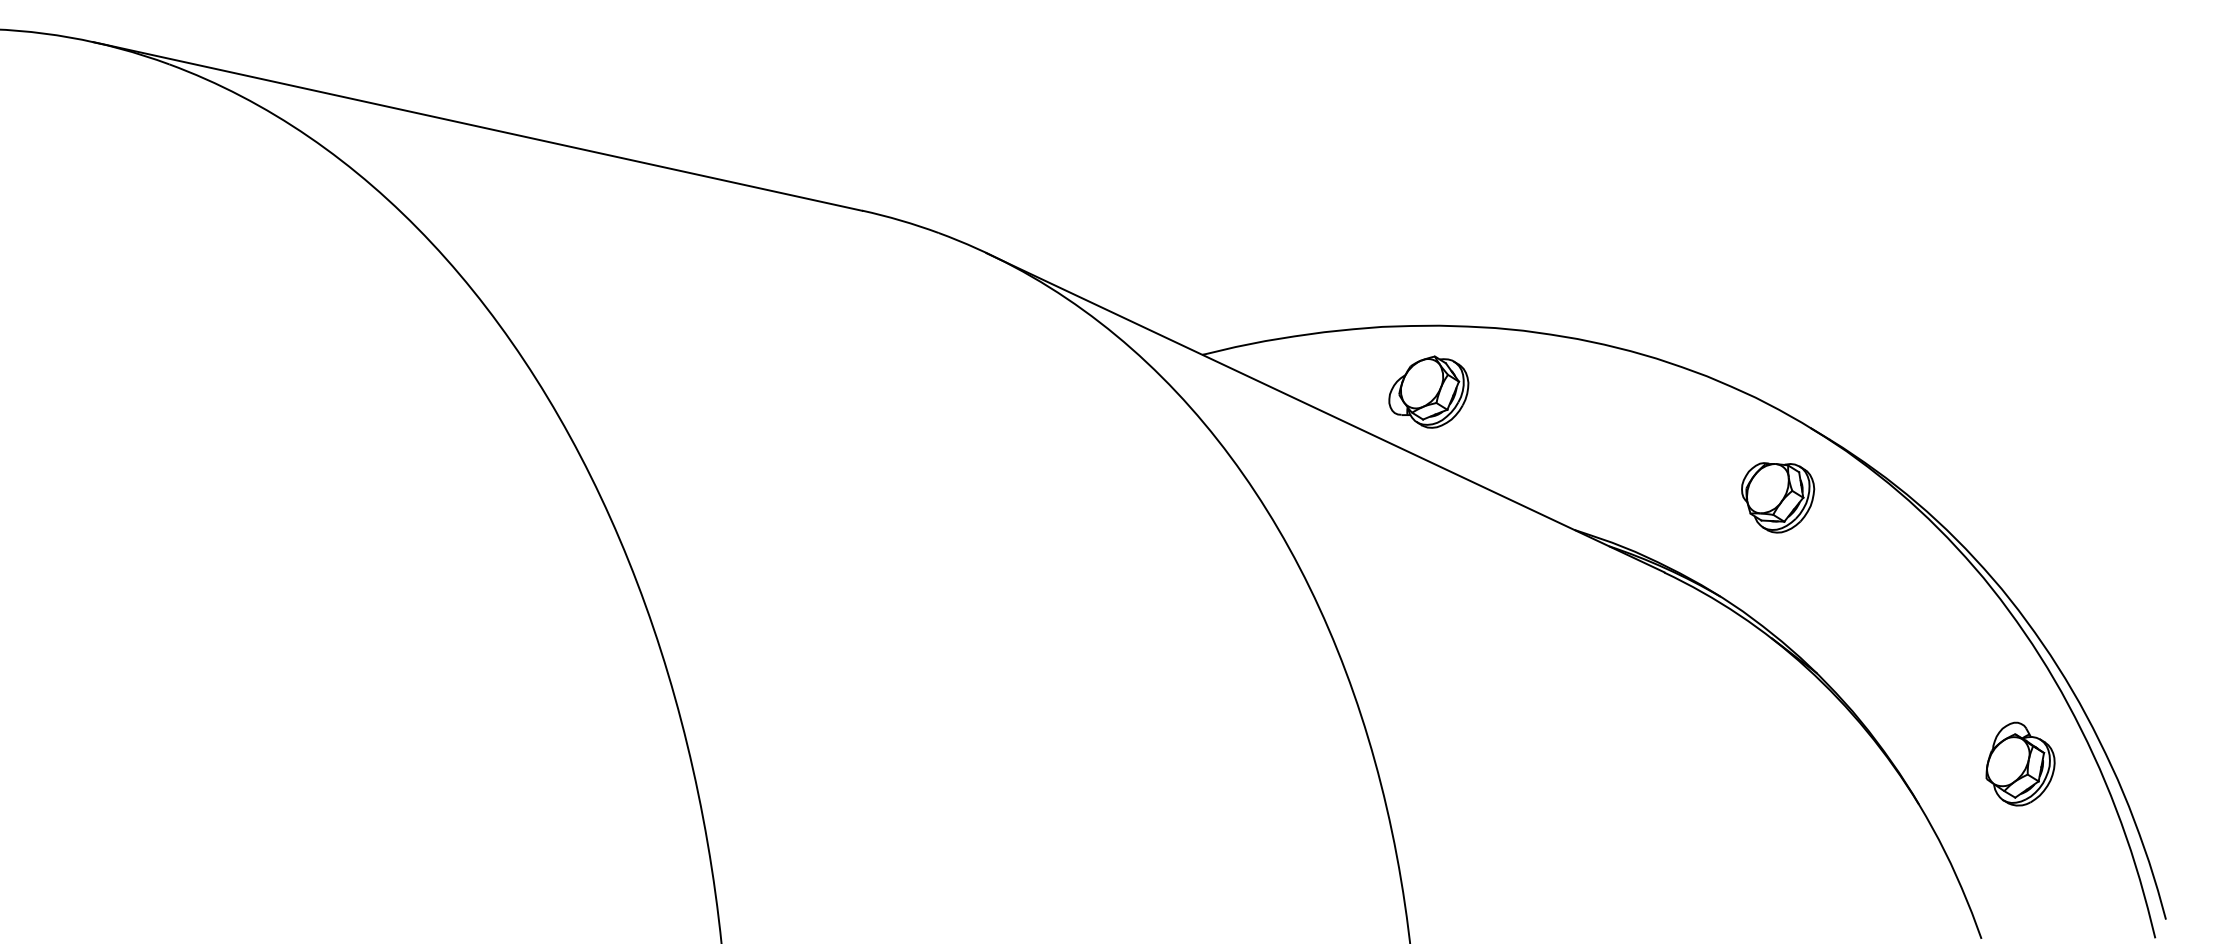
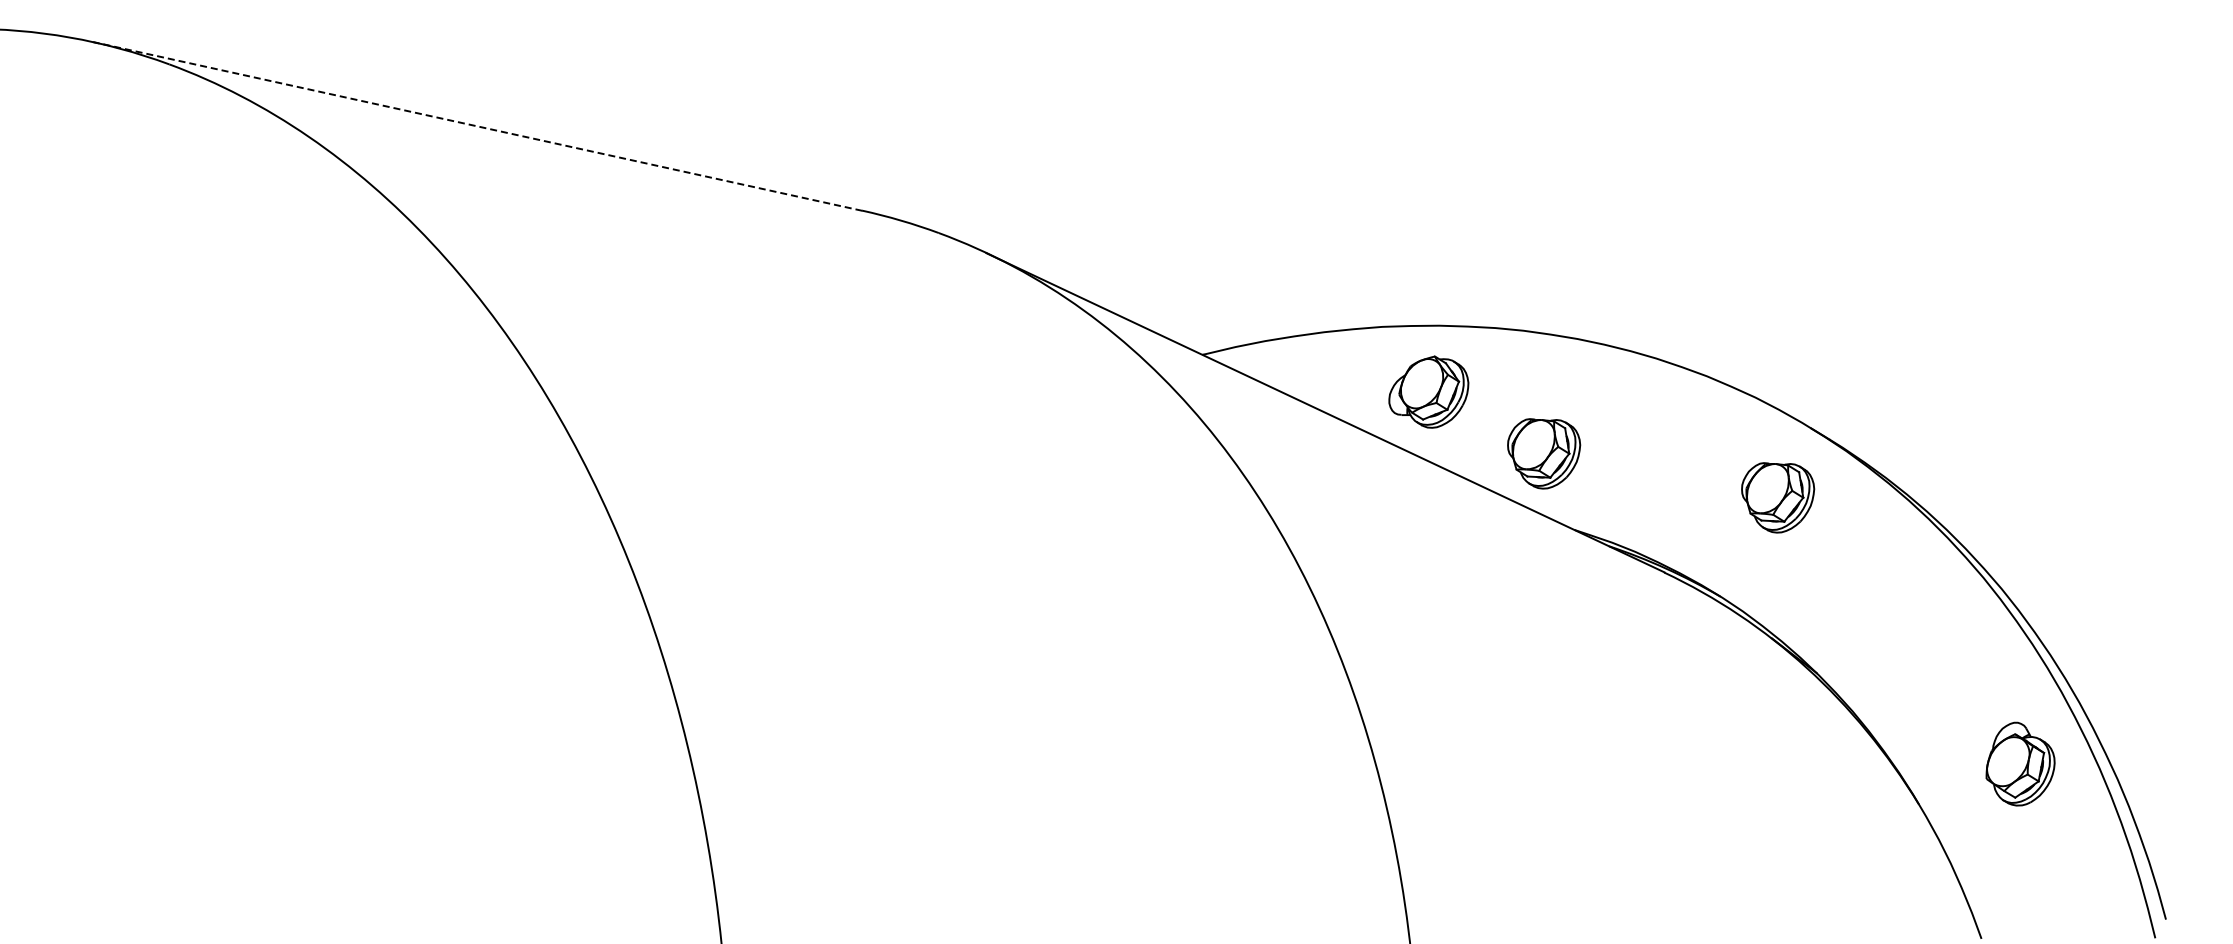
line: solid -> dashed (477, 126)
part: none -> present (1544, 453)
